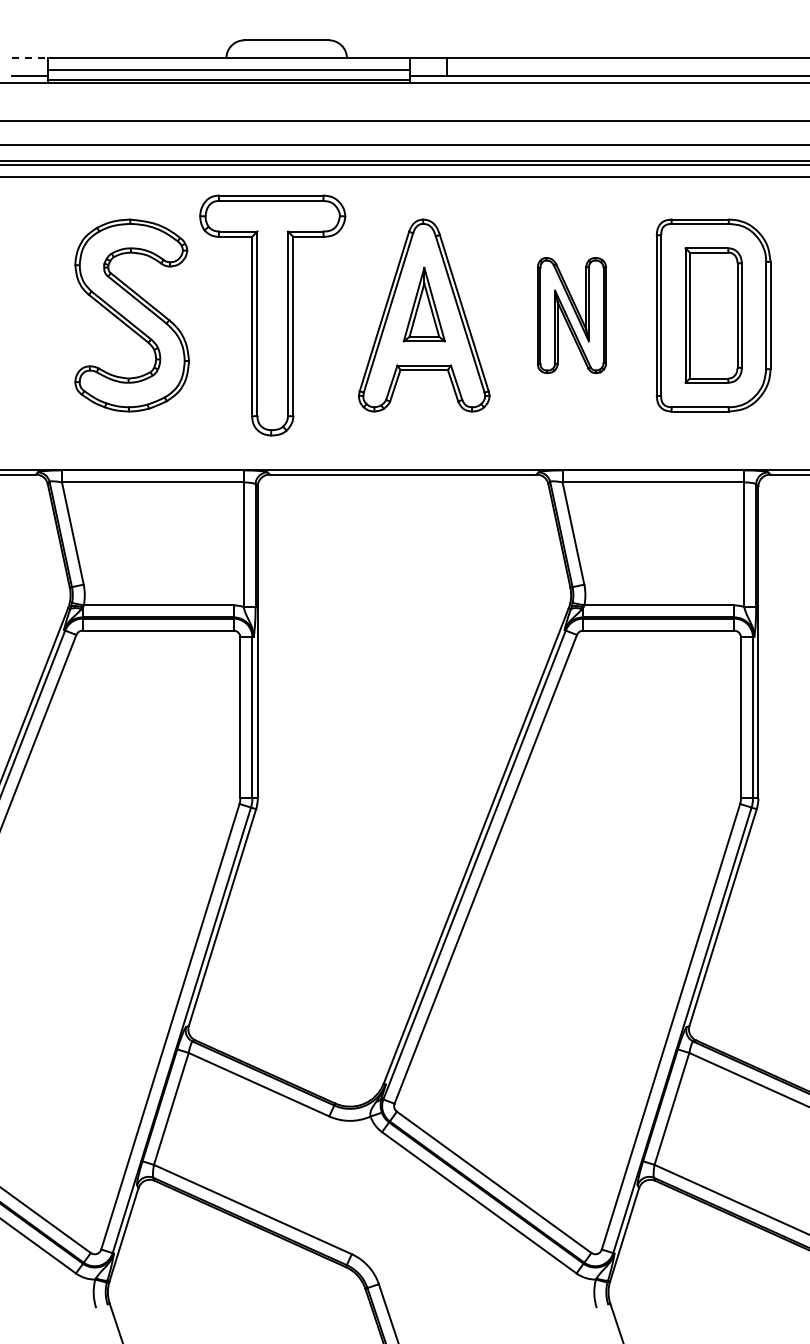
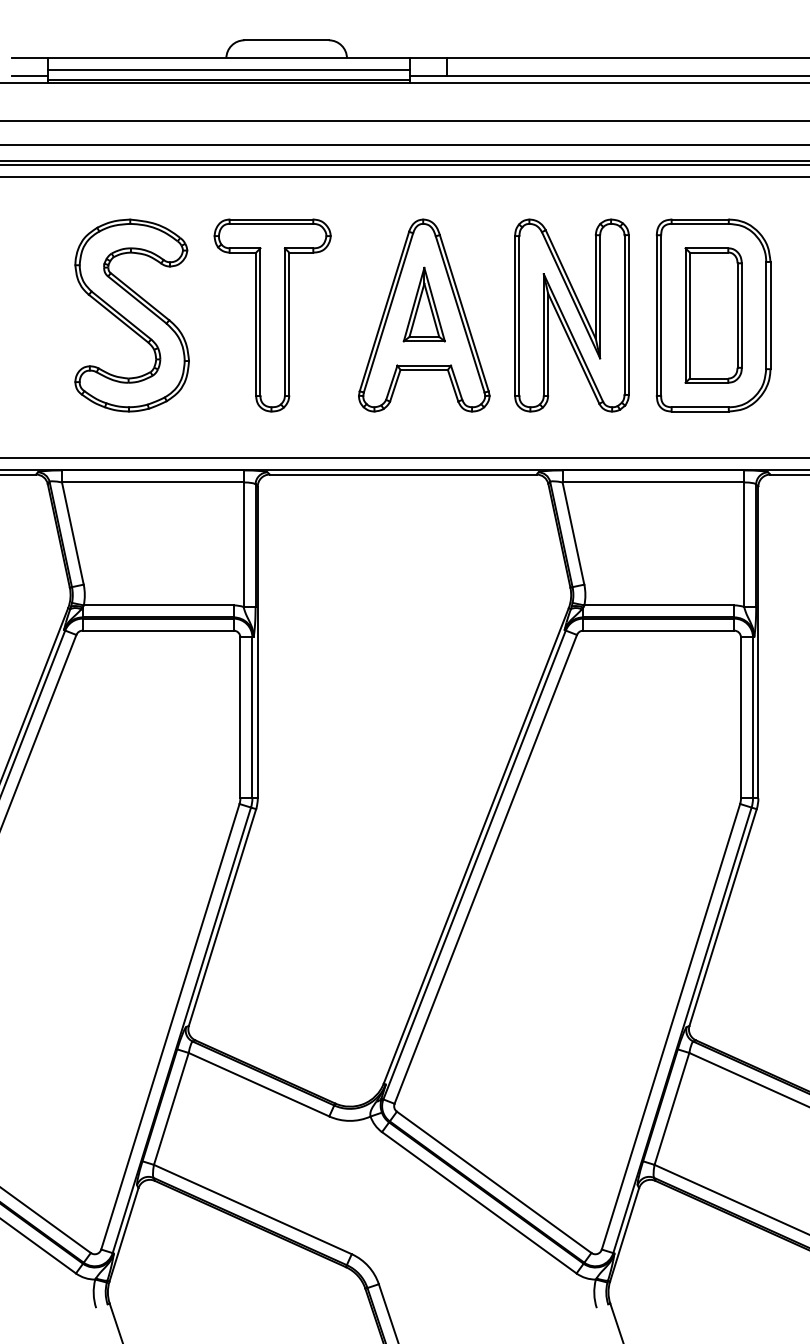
line: dashed -> solid (30, 58)
part size: 148x243 px -> 119x195 px (272, 315)
part size: 70x118 px -> 116x195 px (571, 315)
line: none -> present (404, 458)
